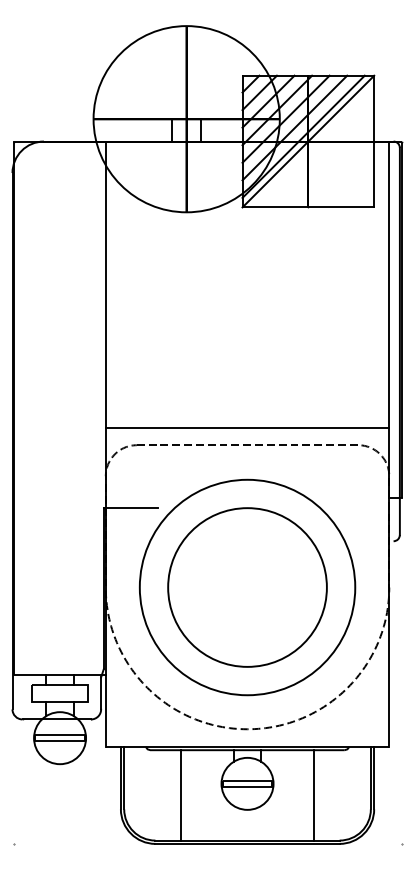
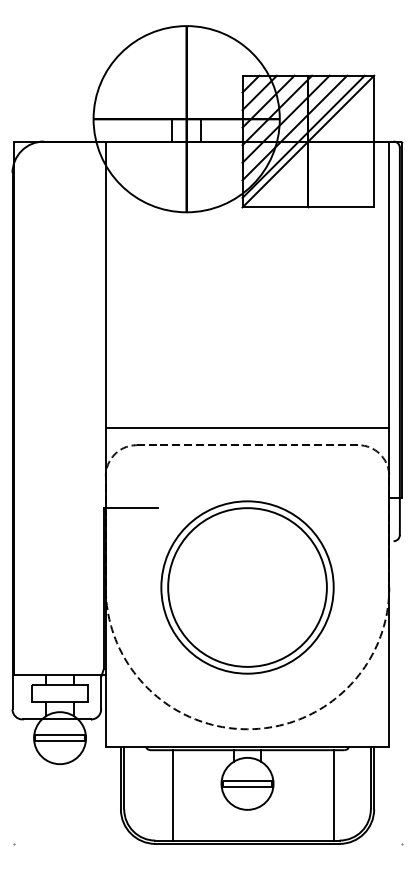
circle diameter: 215 px -> 172 px (247, 587)
line position: (181, 795) -> (173, 795) (173, 795)
line position: (313, 795) -> (333, 795) (333, 795)
